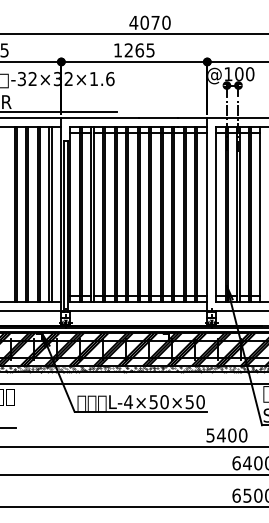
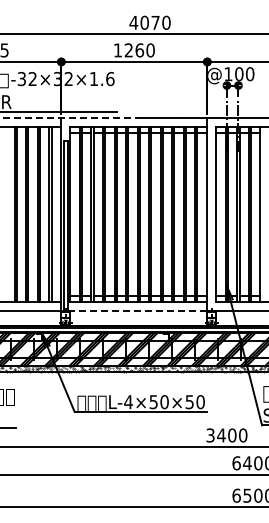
text: 1265 -> 1260 (150, 50)
line: solid -> dashed (69, 118)
line: solid -> dashed (137, 311)
line: present -> none (133, 383)
text: 5400 -> 3400 (210, 434)
